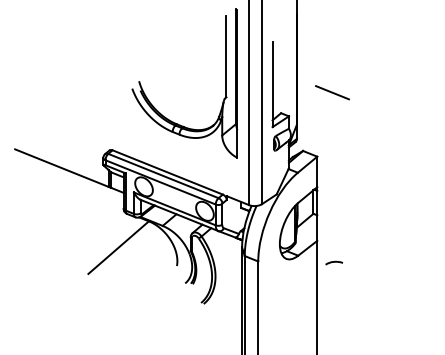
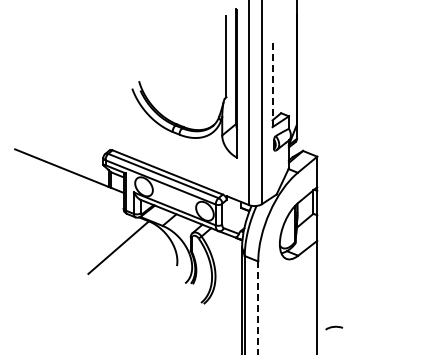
line: solid -> dashed (272, 84)
line: present -> none (332, 92)
curve position: (334, 262) -> (334, 327) (334, 327)
line: solid -> dashed (258, 308)
